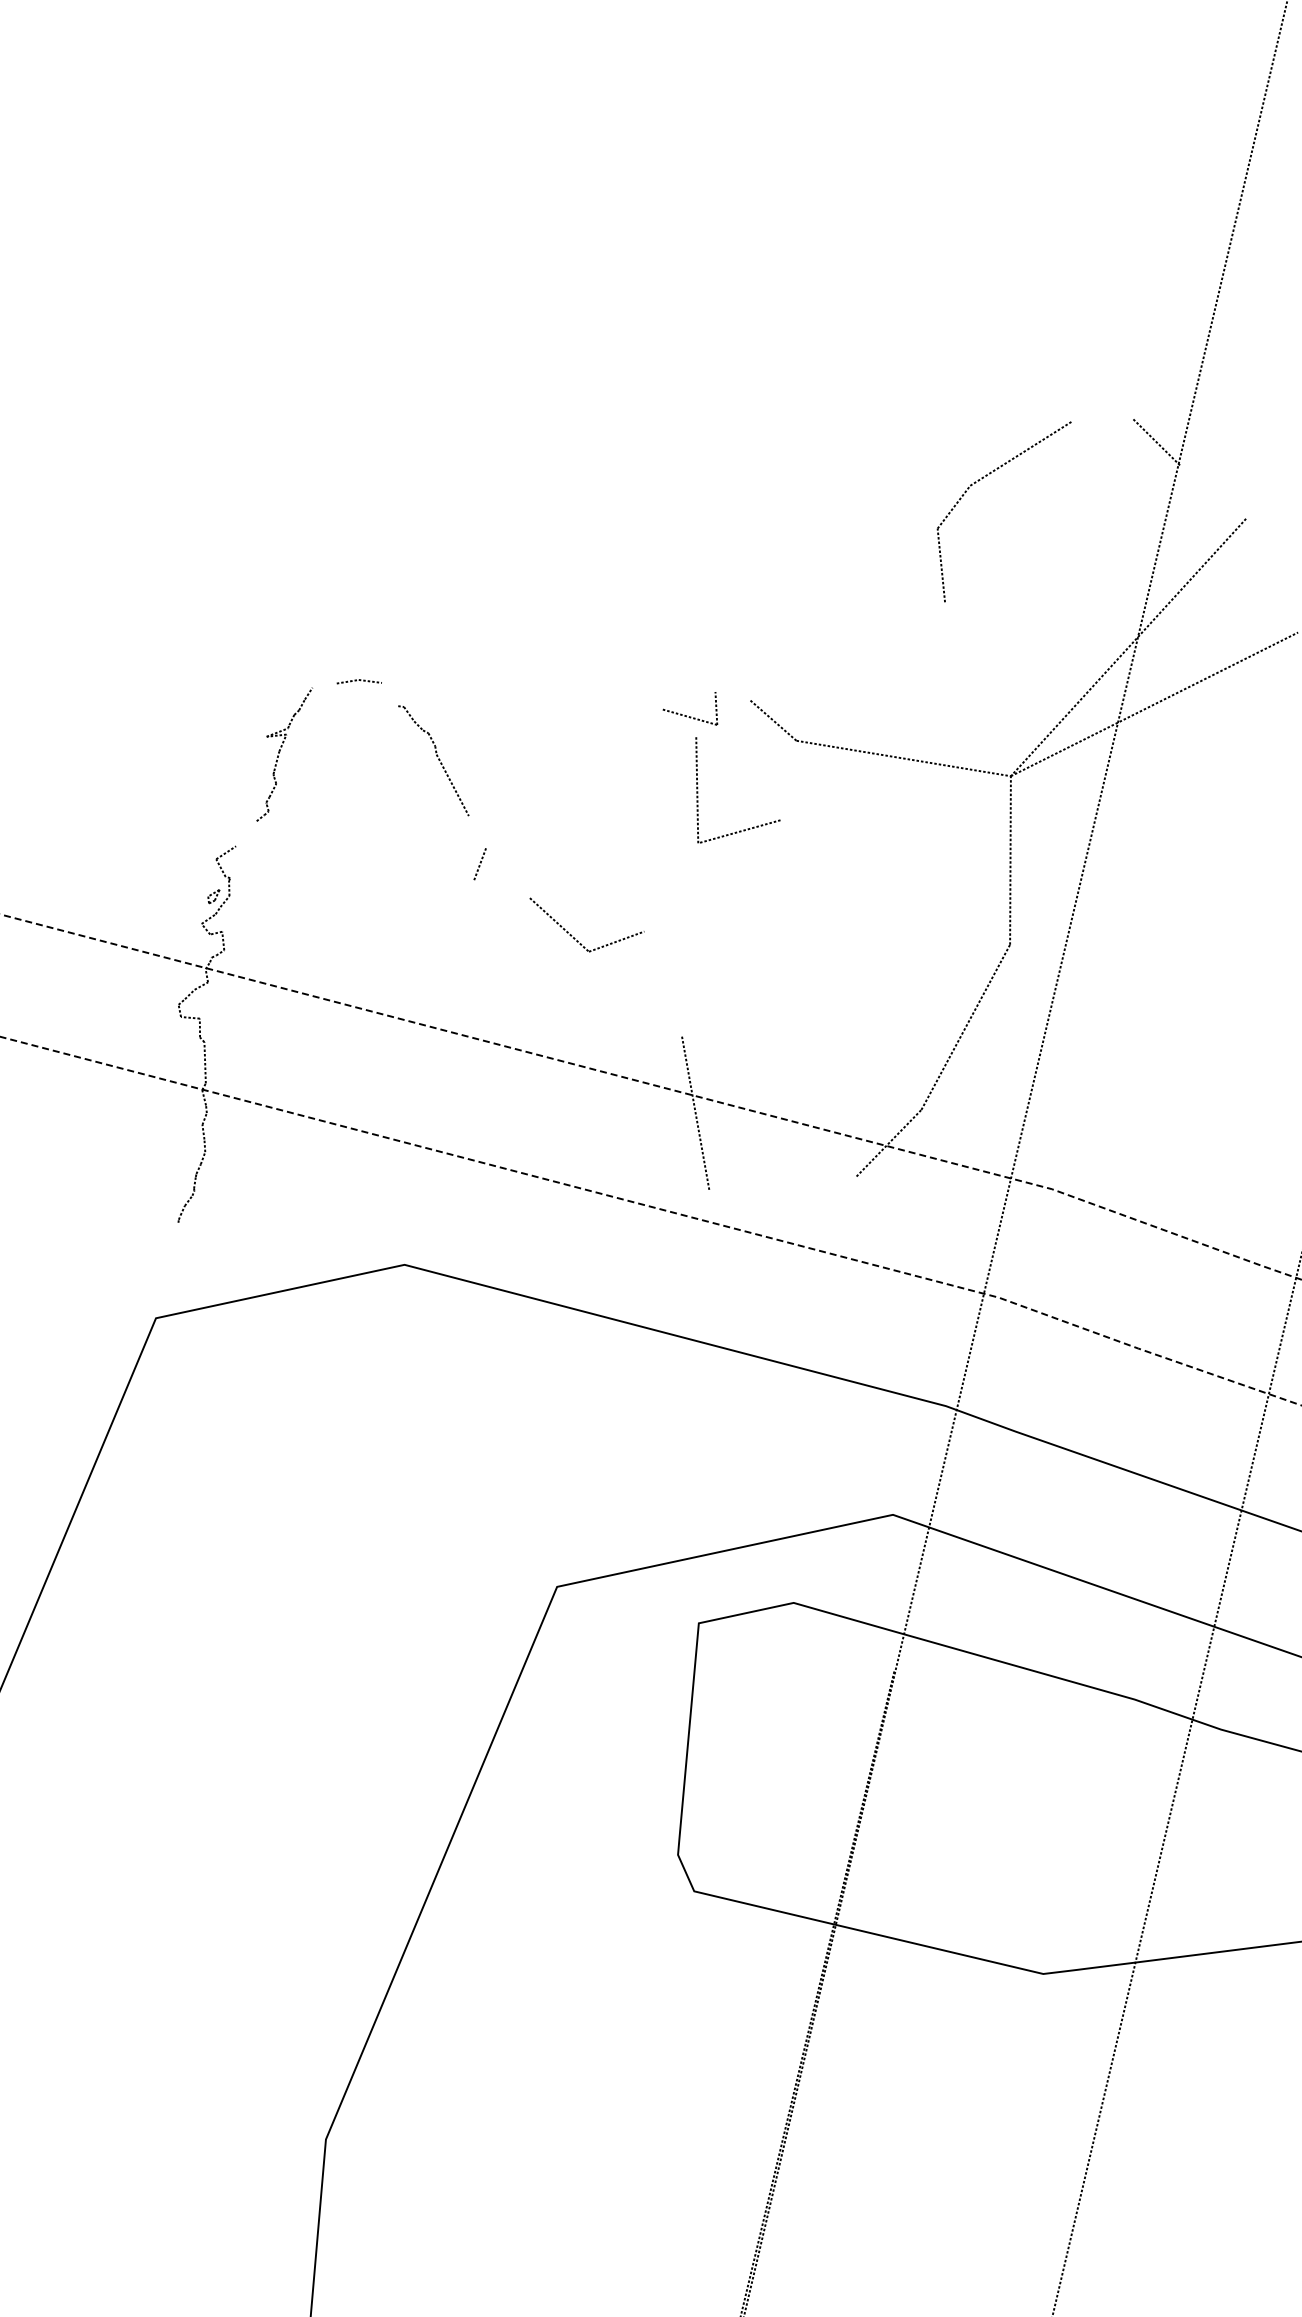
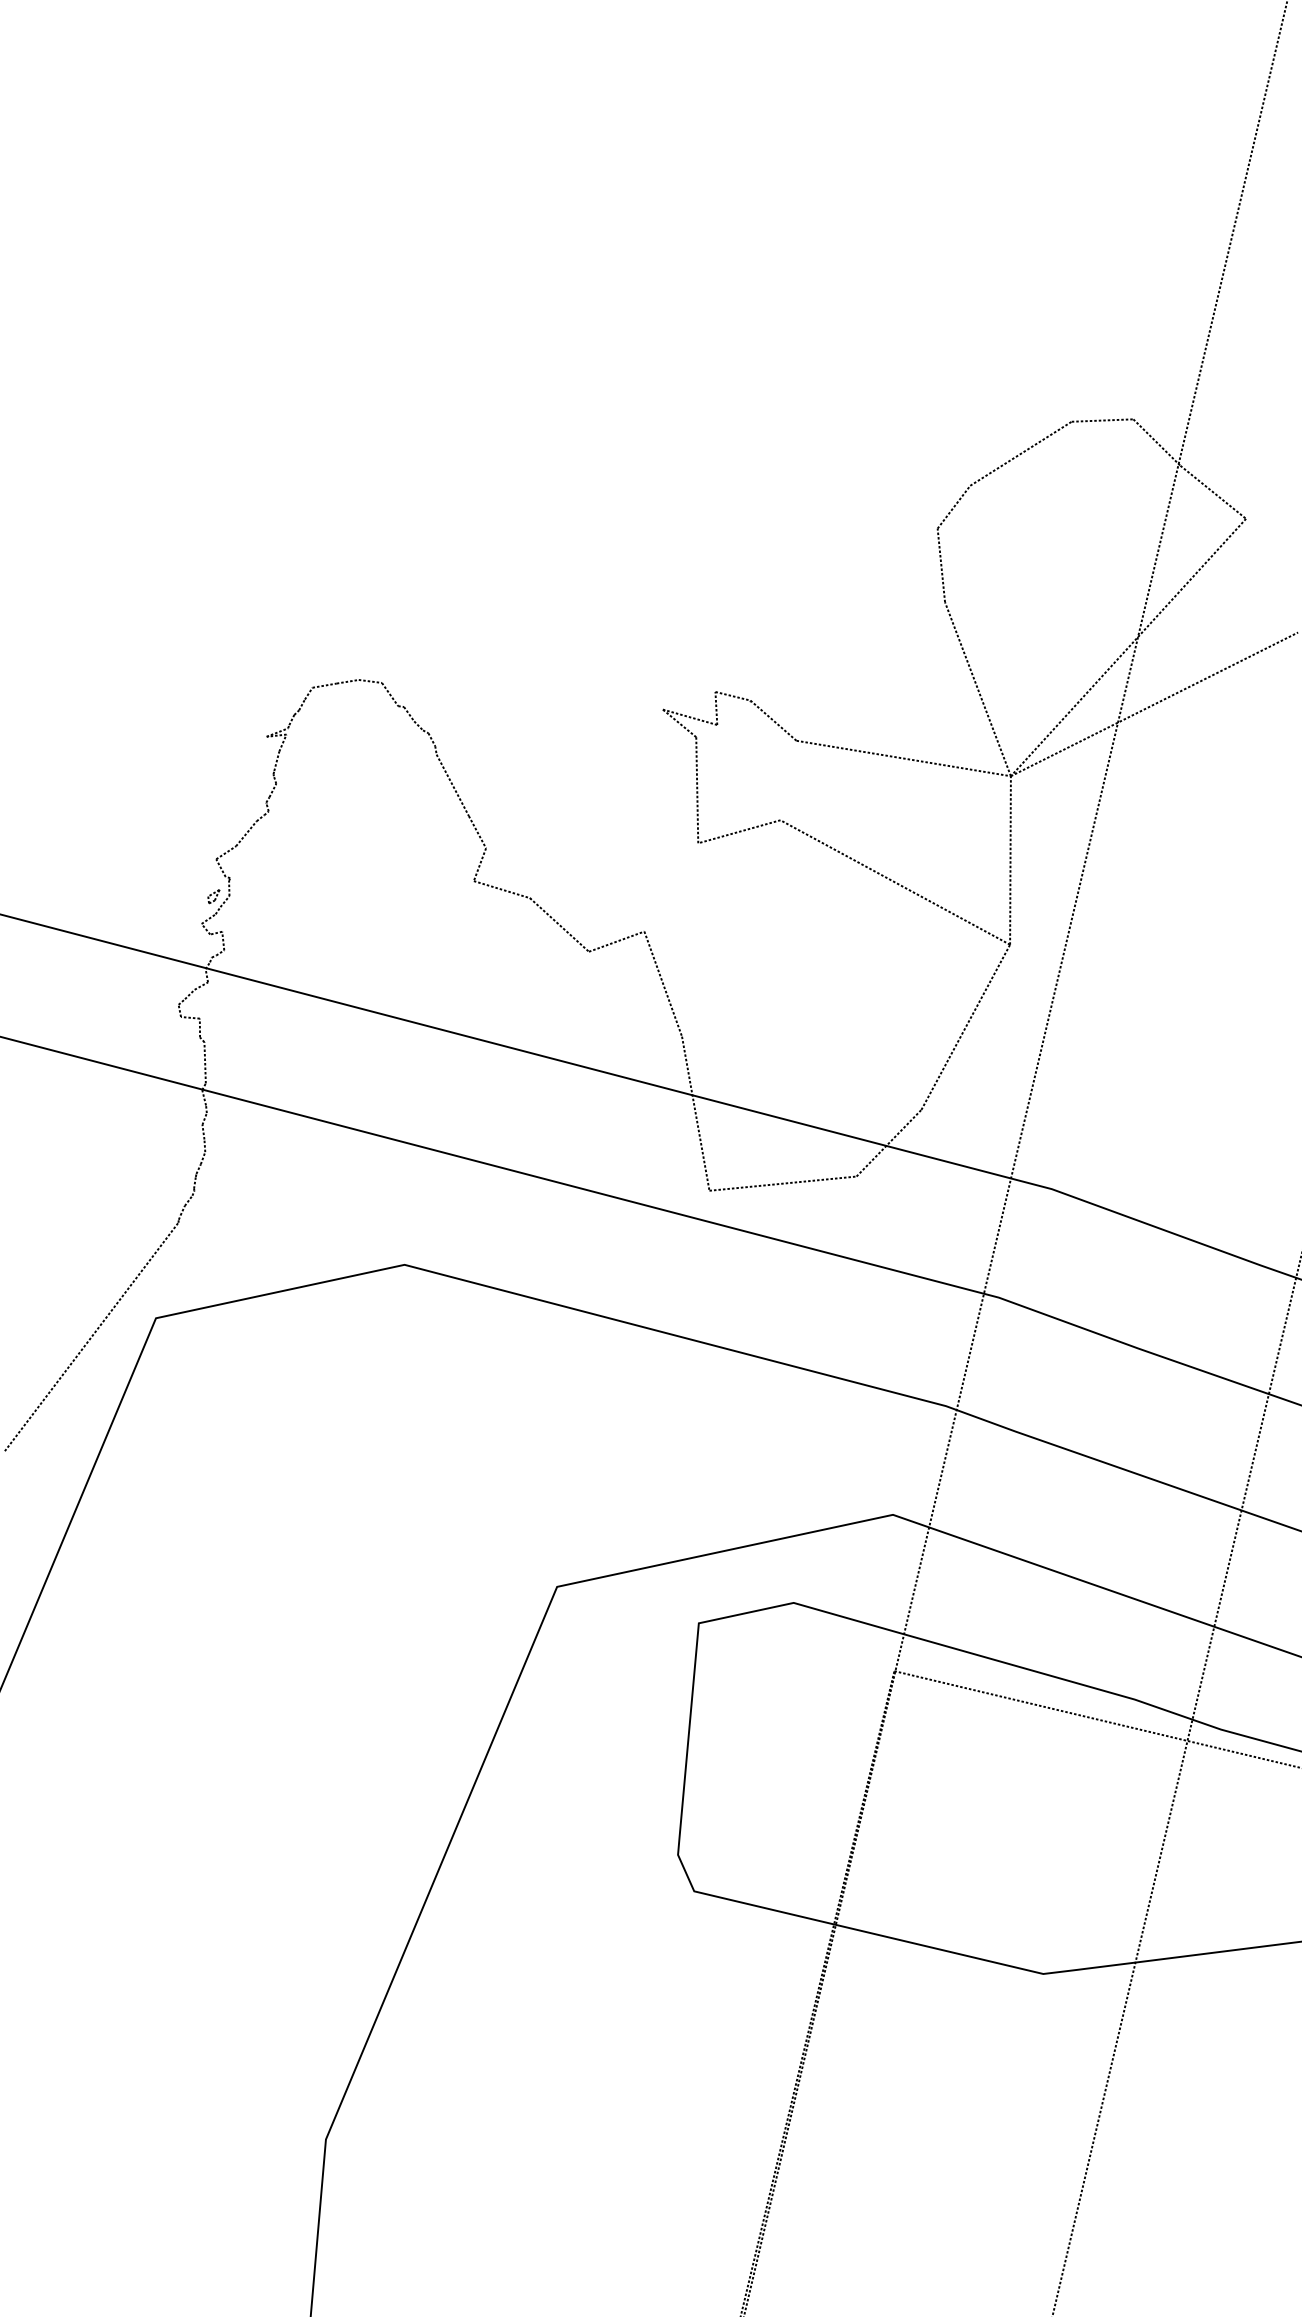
line: none -> present (1102, 420)
line: none -> present (1213, 491)
line: none -> present (324, 685)
line: none -> present (977, 689)
line: none -> present (390, 694)
line: none -> present (732, 695)
line: none -> present (679, 723)
line: none -> present (477, 832)
line: none -> present (246, 833)
line: none -> present (895, 882)
line: none -> present (501, 889)
line: none -> present (663, 983)
line: dashed -> solid (655, 1085)
line: none -> present (782, 1183)
line: dashed -> solid (656, 1208)
line: none -> present (91, 1336)
line: none -> present (1096, 1719)
